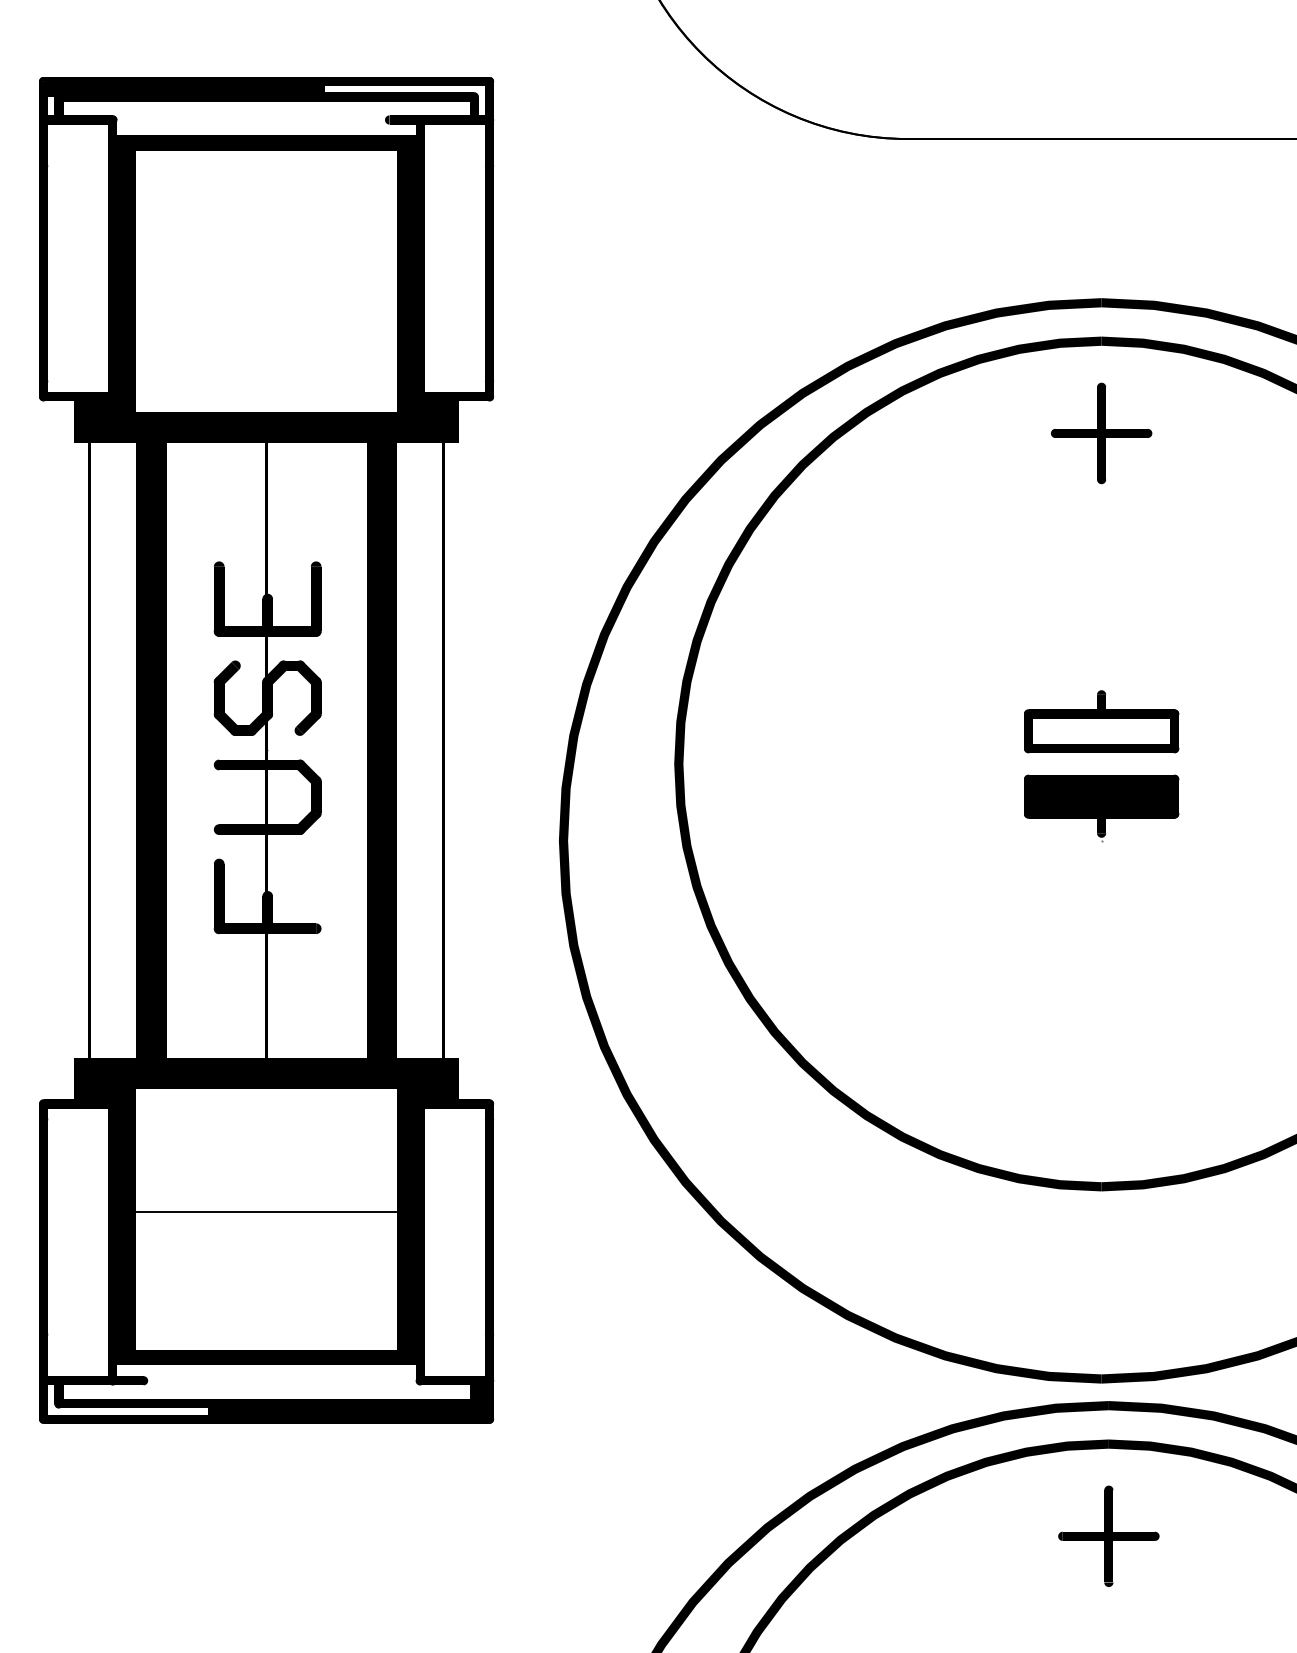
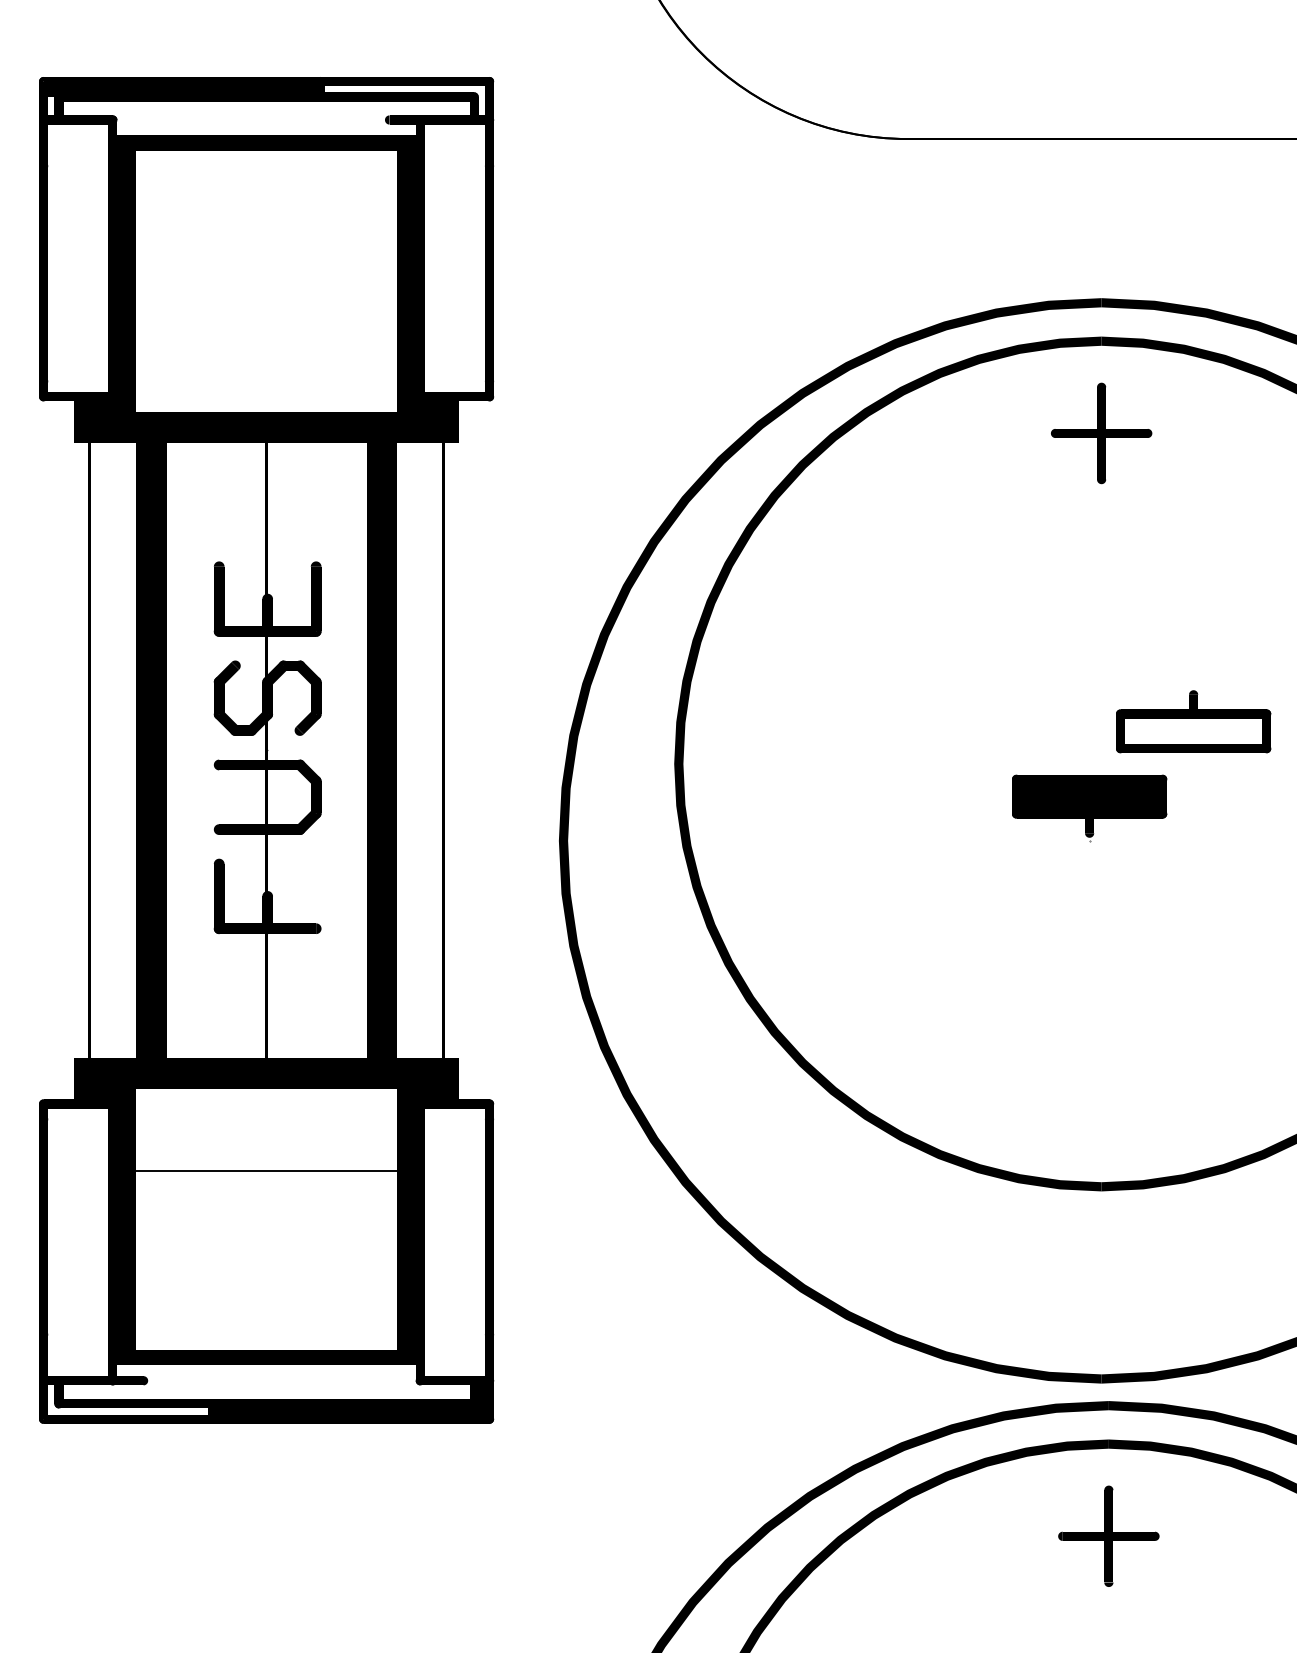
part position: (1101, 721) -> (1193, 721) (1193, 721)
part position: (1101, 808) -> (1089, 808) (1089, 808)
line position: (266, 1211) -> (266, 1170) (266, 1170)
